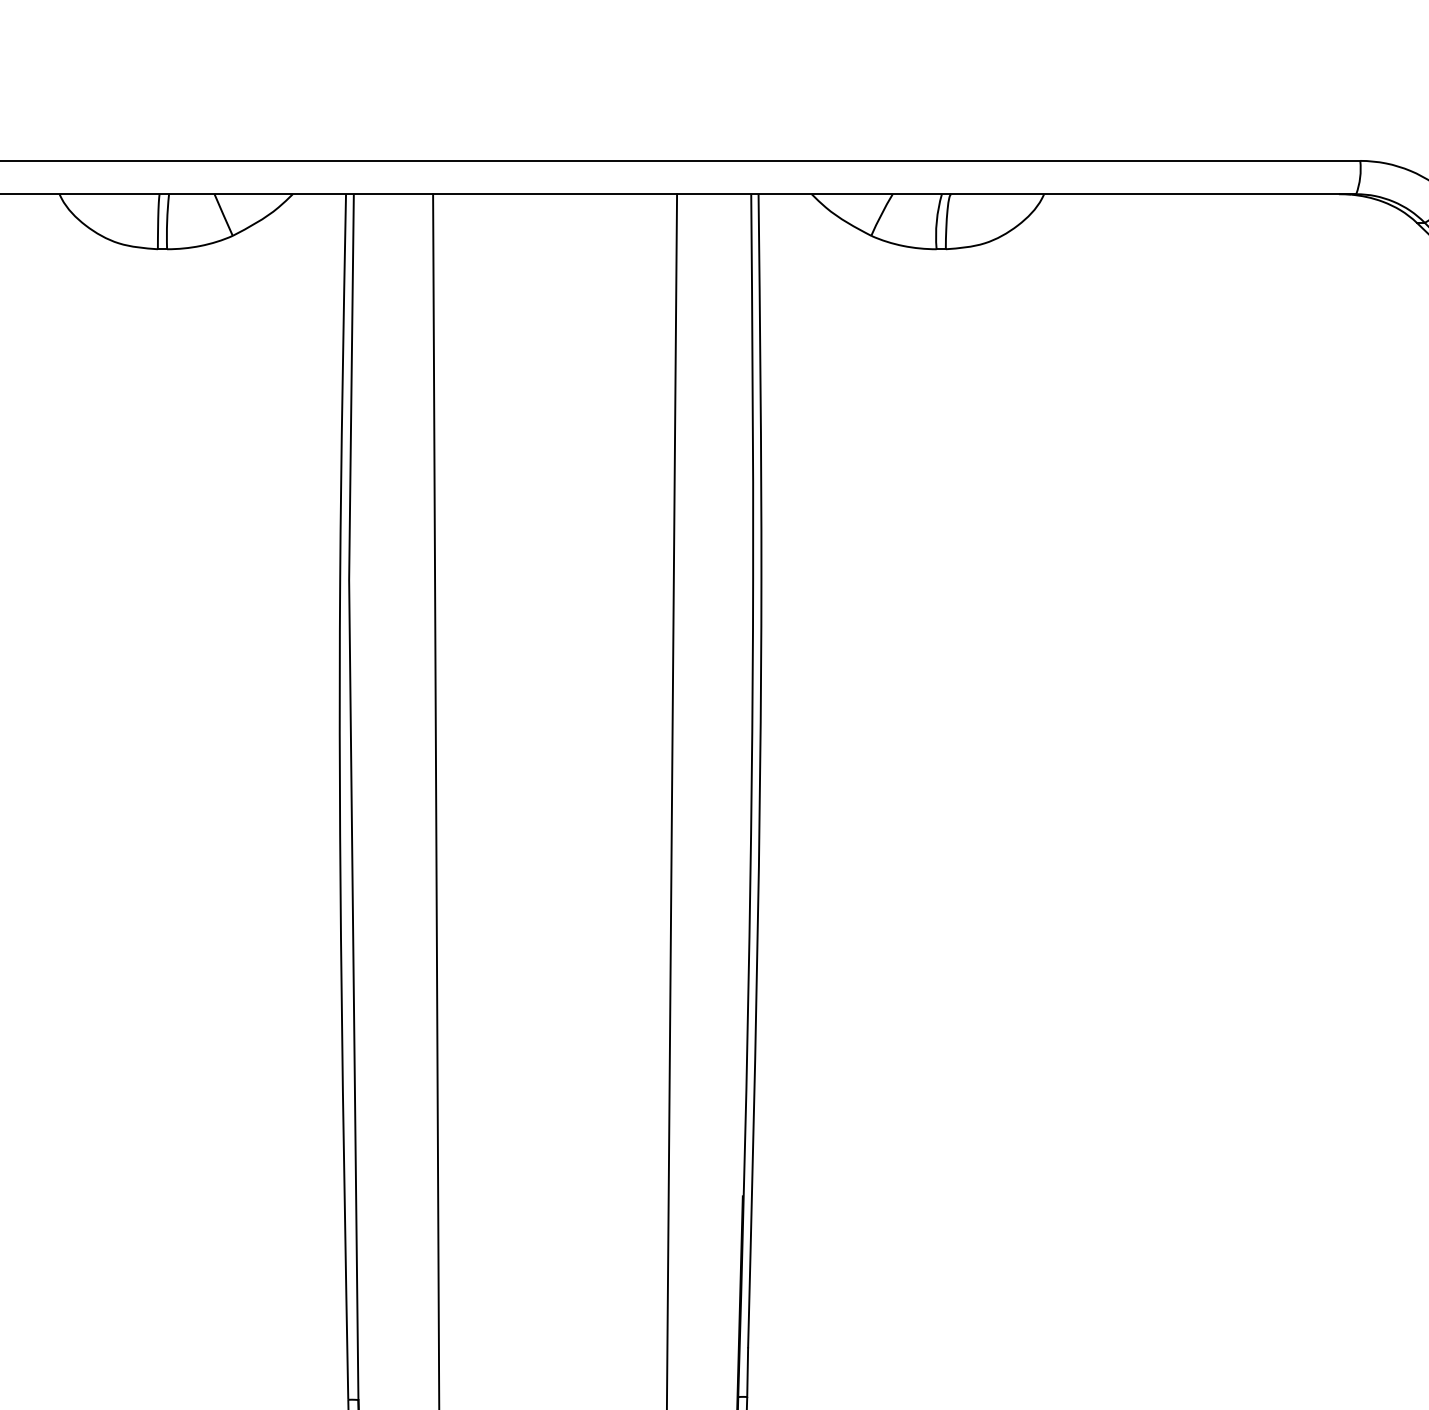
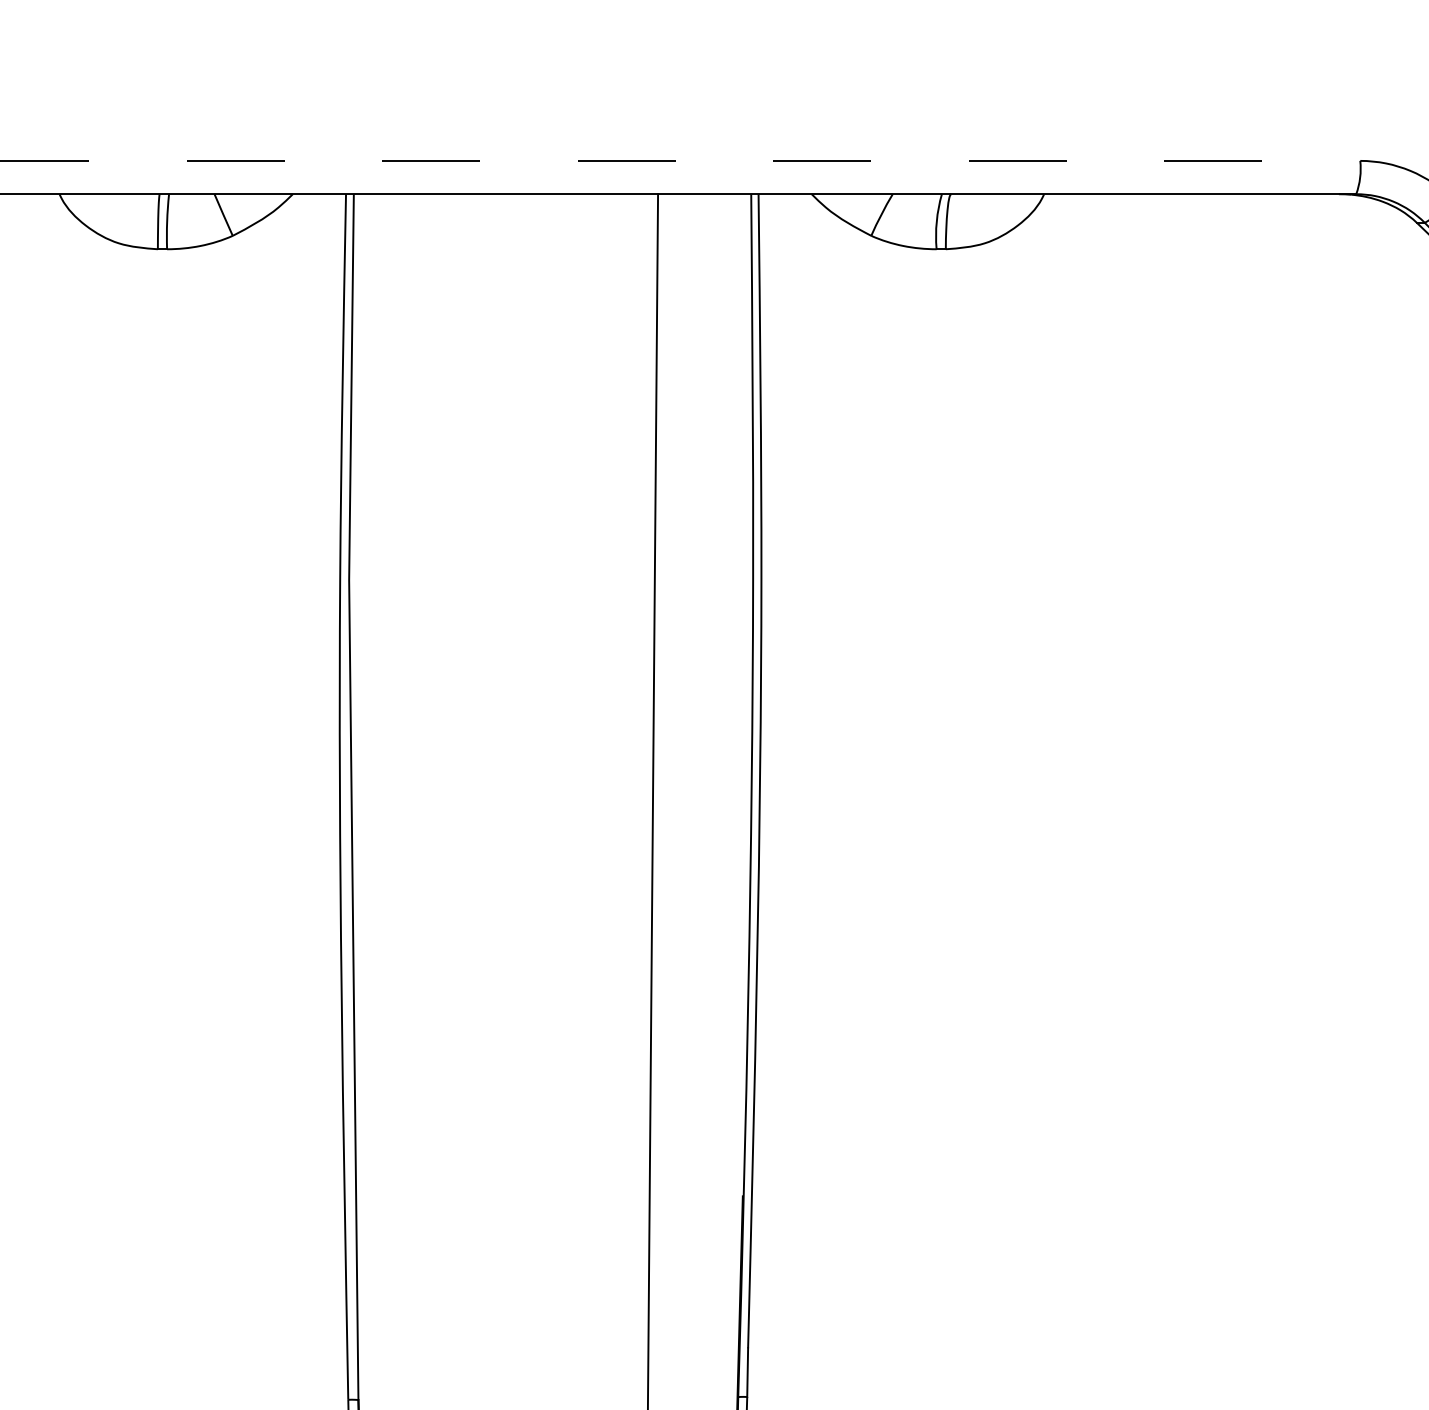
line: solid -> dashed (680, 160)
line: present -> none (436, 800)
line position: (671, 800) -> (652, 800) (652, 800)
